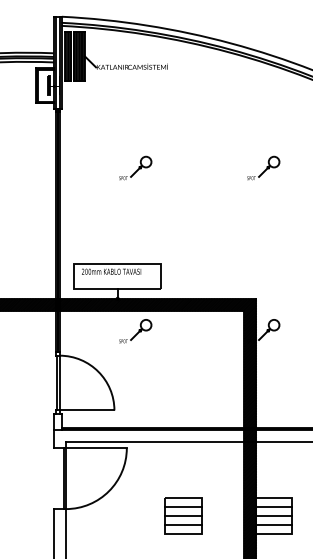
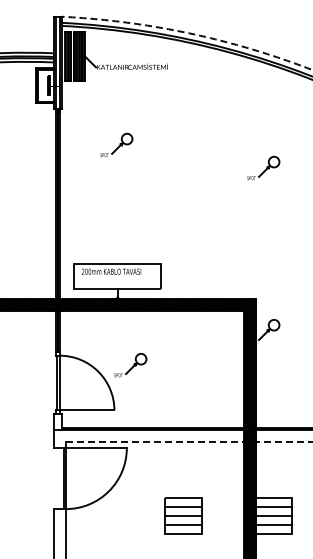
arc: solid -> dashed (189, 33)
part position: (135, 167) -> (116, 144) (116, 144)
part position: (135, 331) -> (130, 365) (130, 365)
line: solid -> dashed (189, 442)
